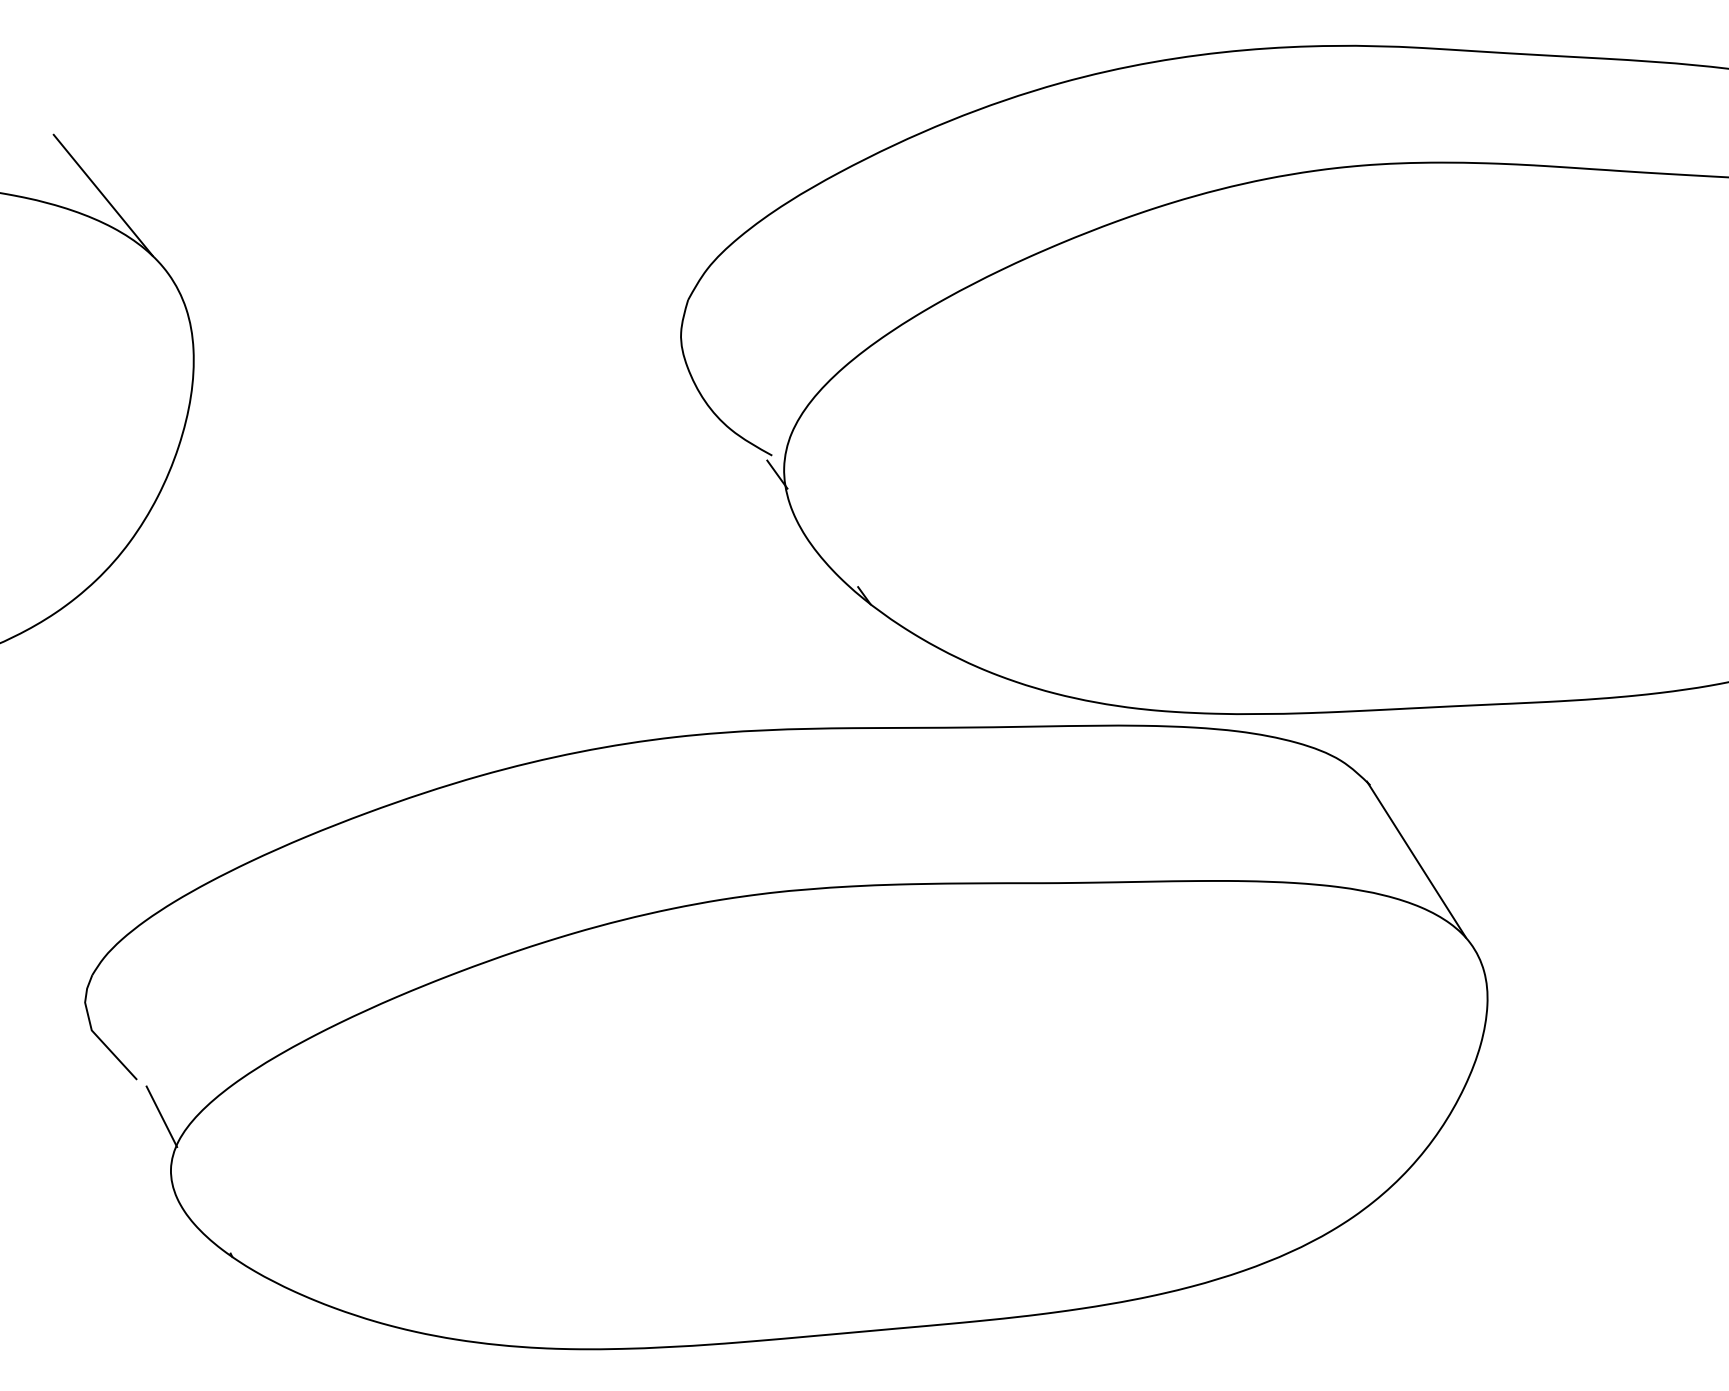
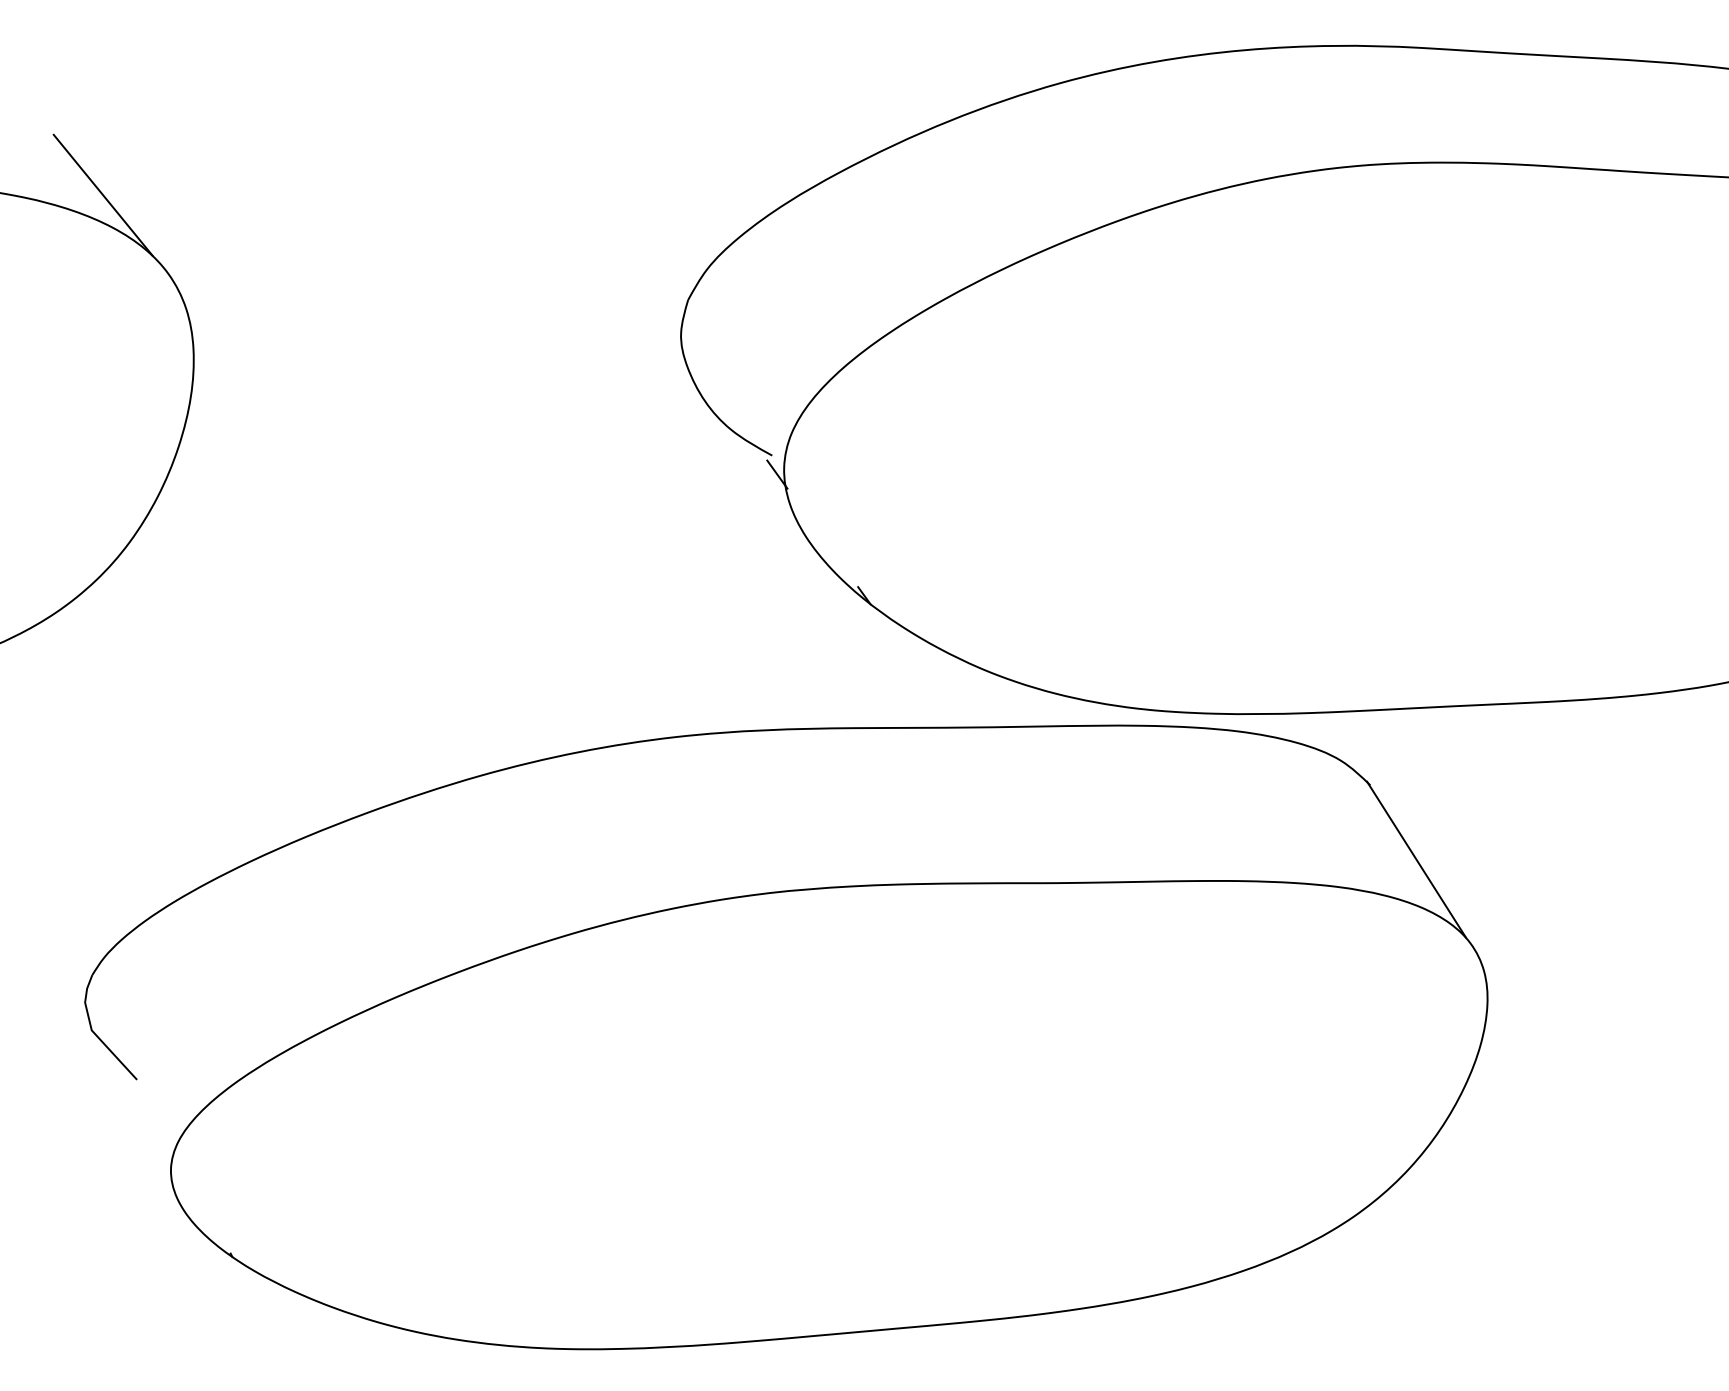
line: present -> none (161, 1116)
